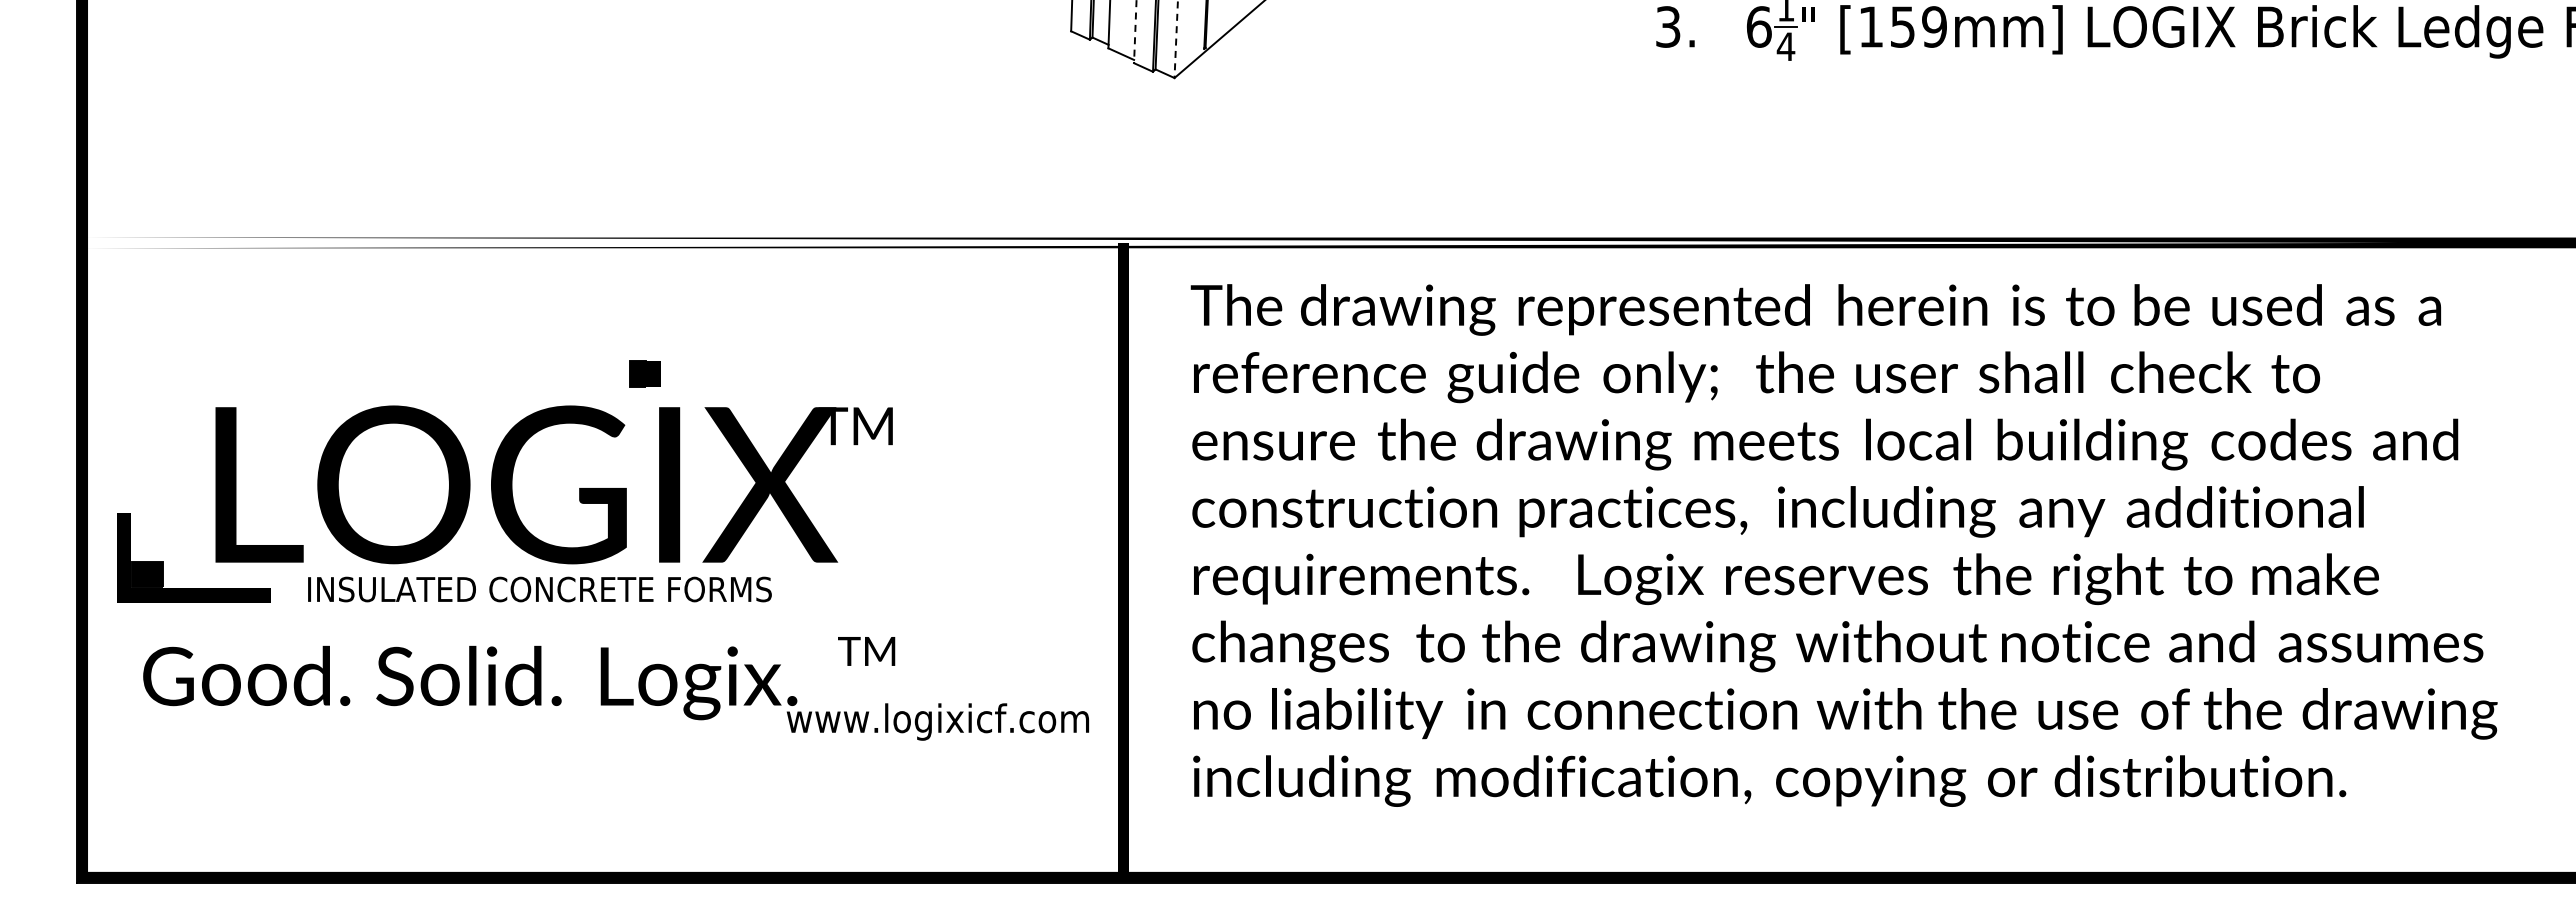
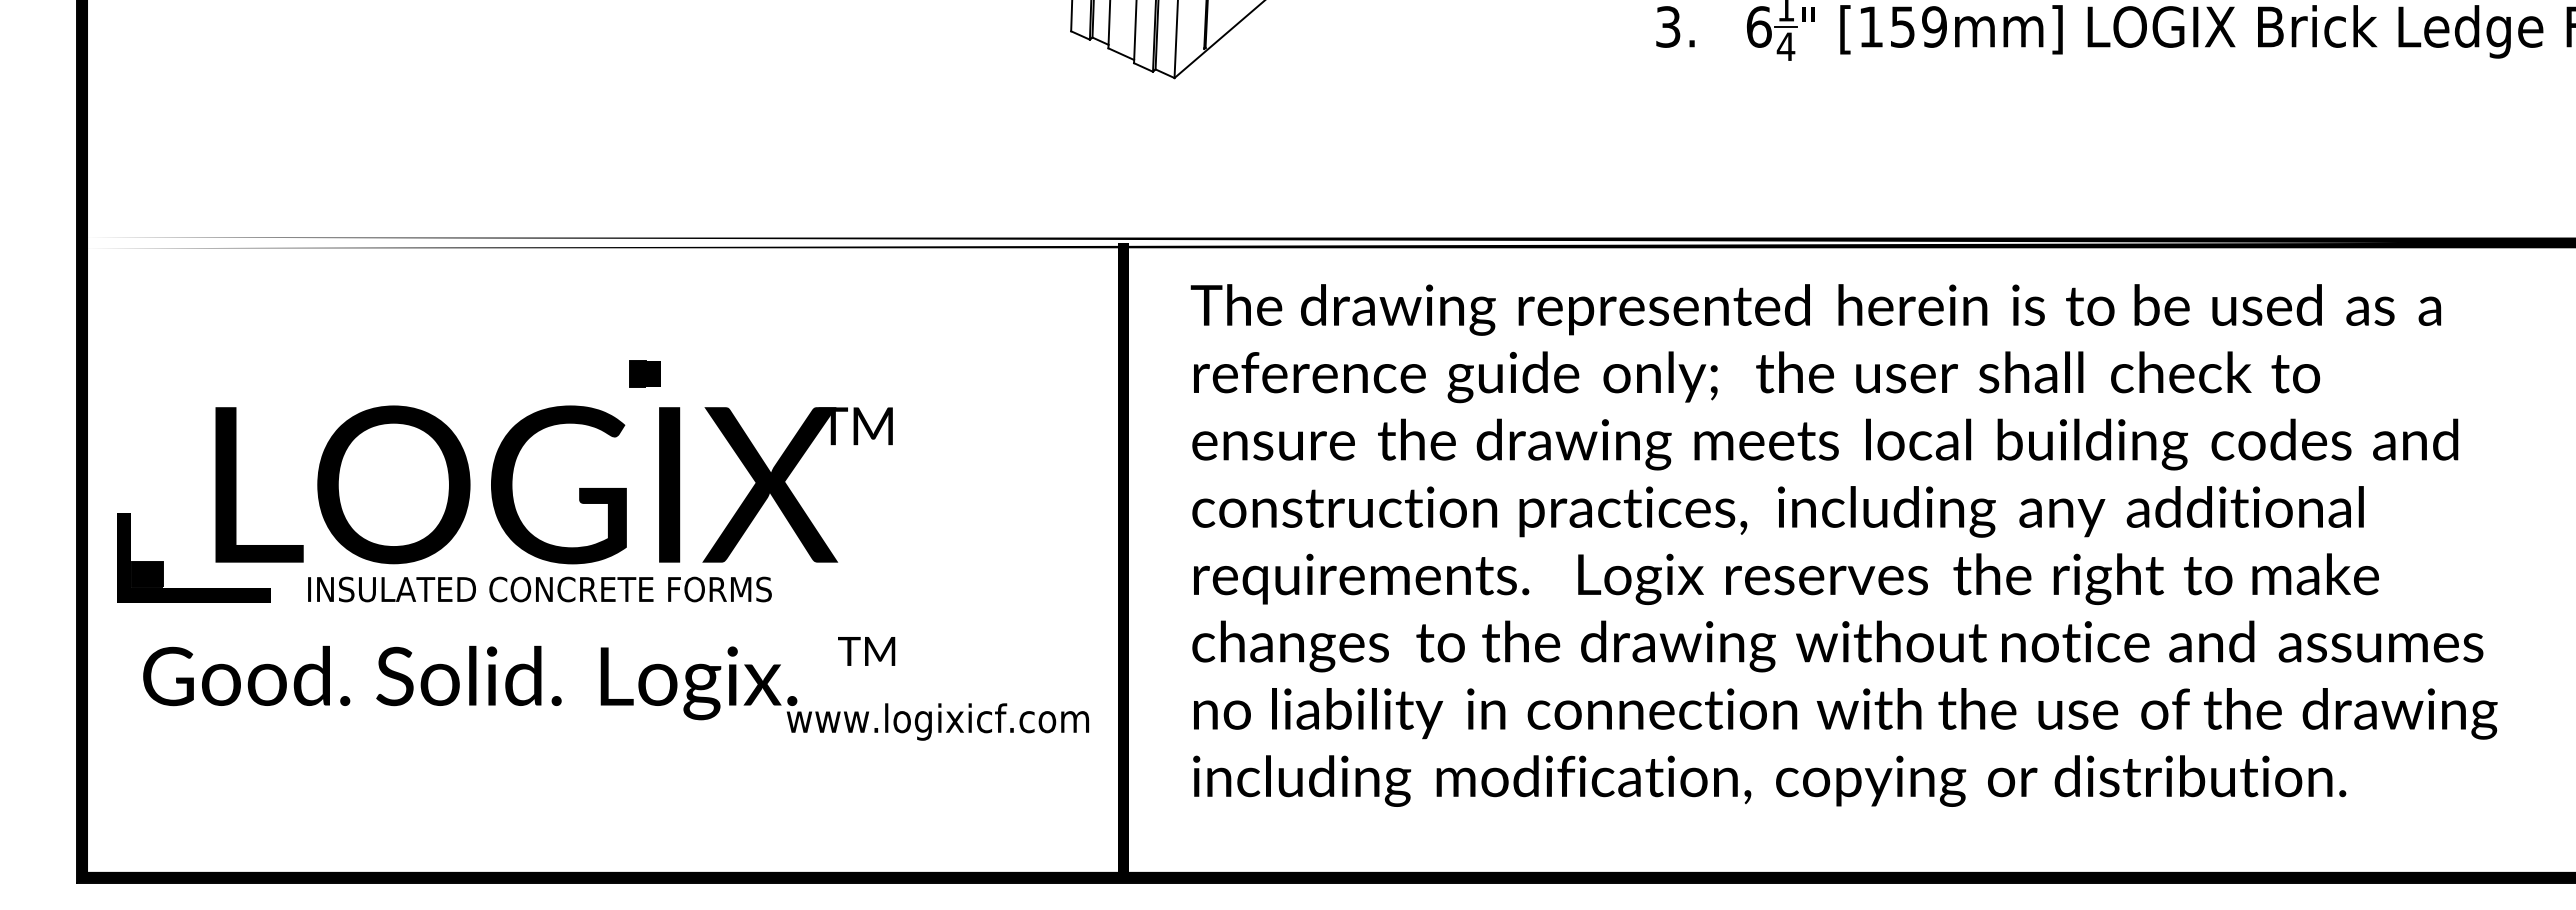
line: dashed -> solid (1135, 32)
line: dashed -> solid (1176, 39)
